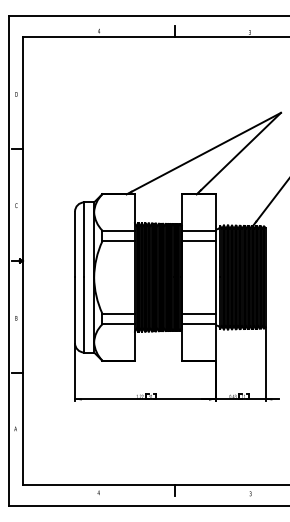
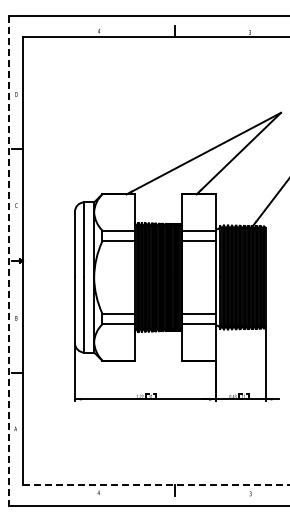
line: solid -> dashed (8, 261)
line: solid -> dashed (156, 484)
